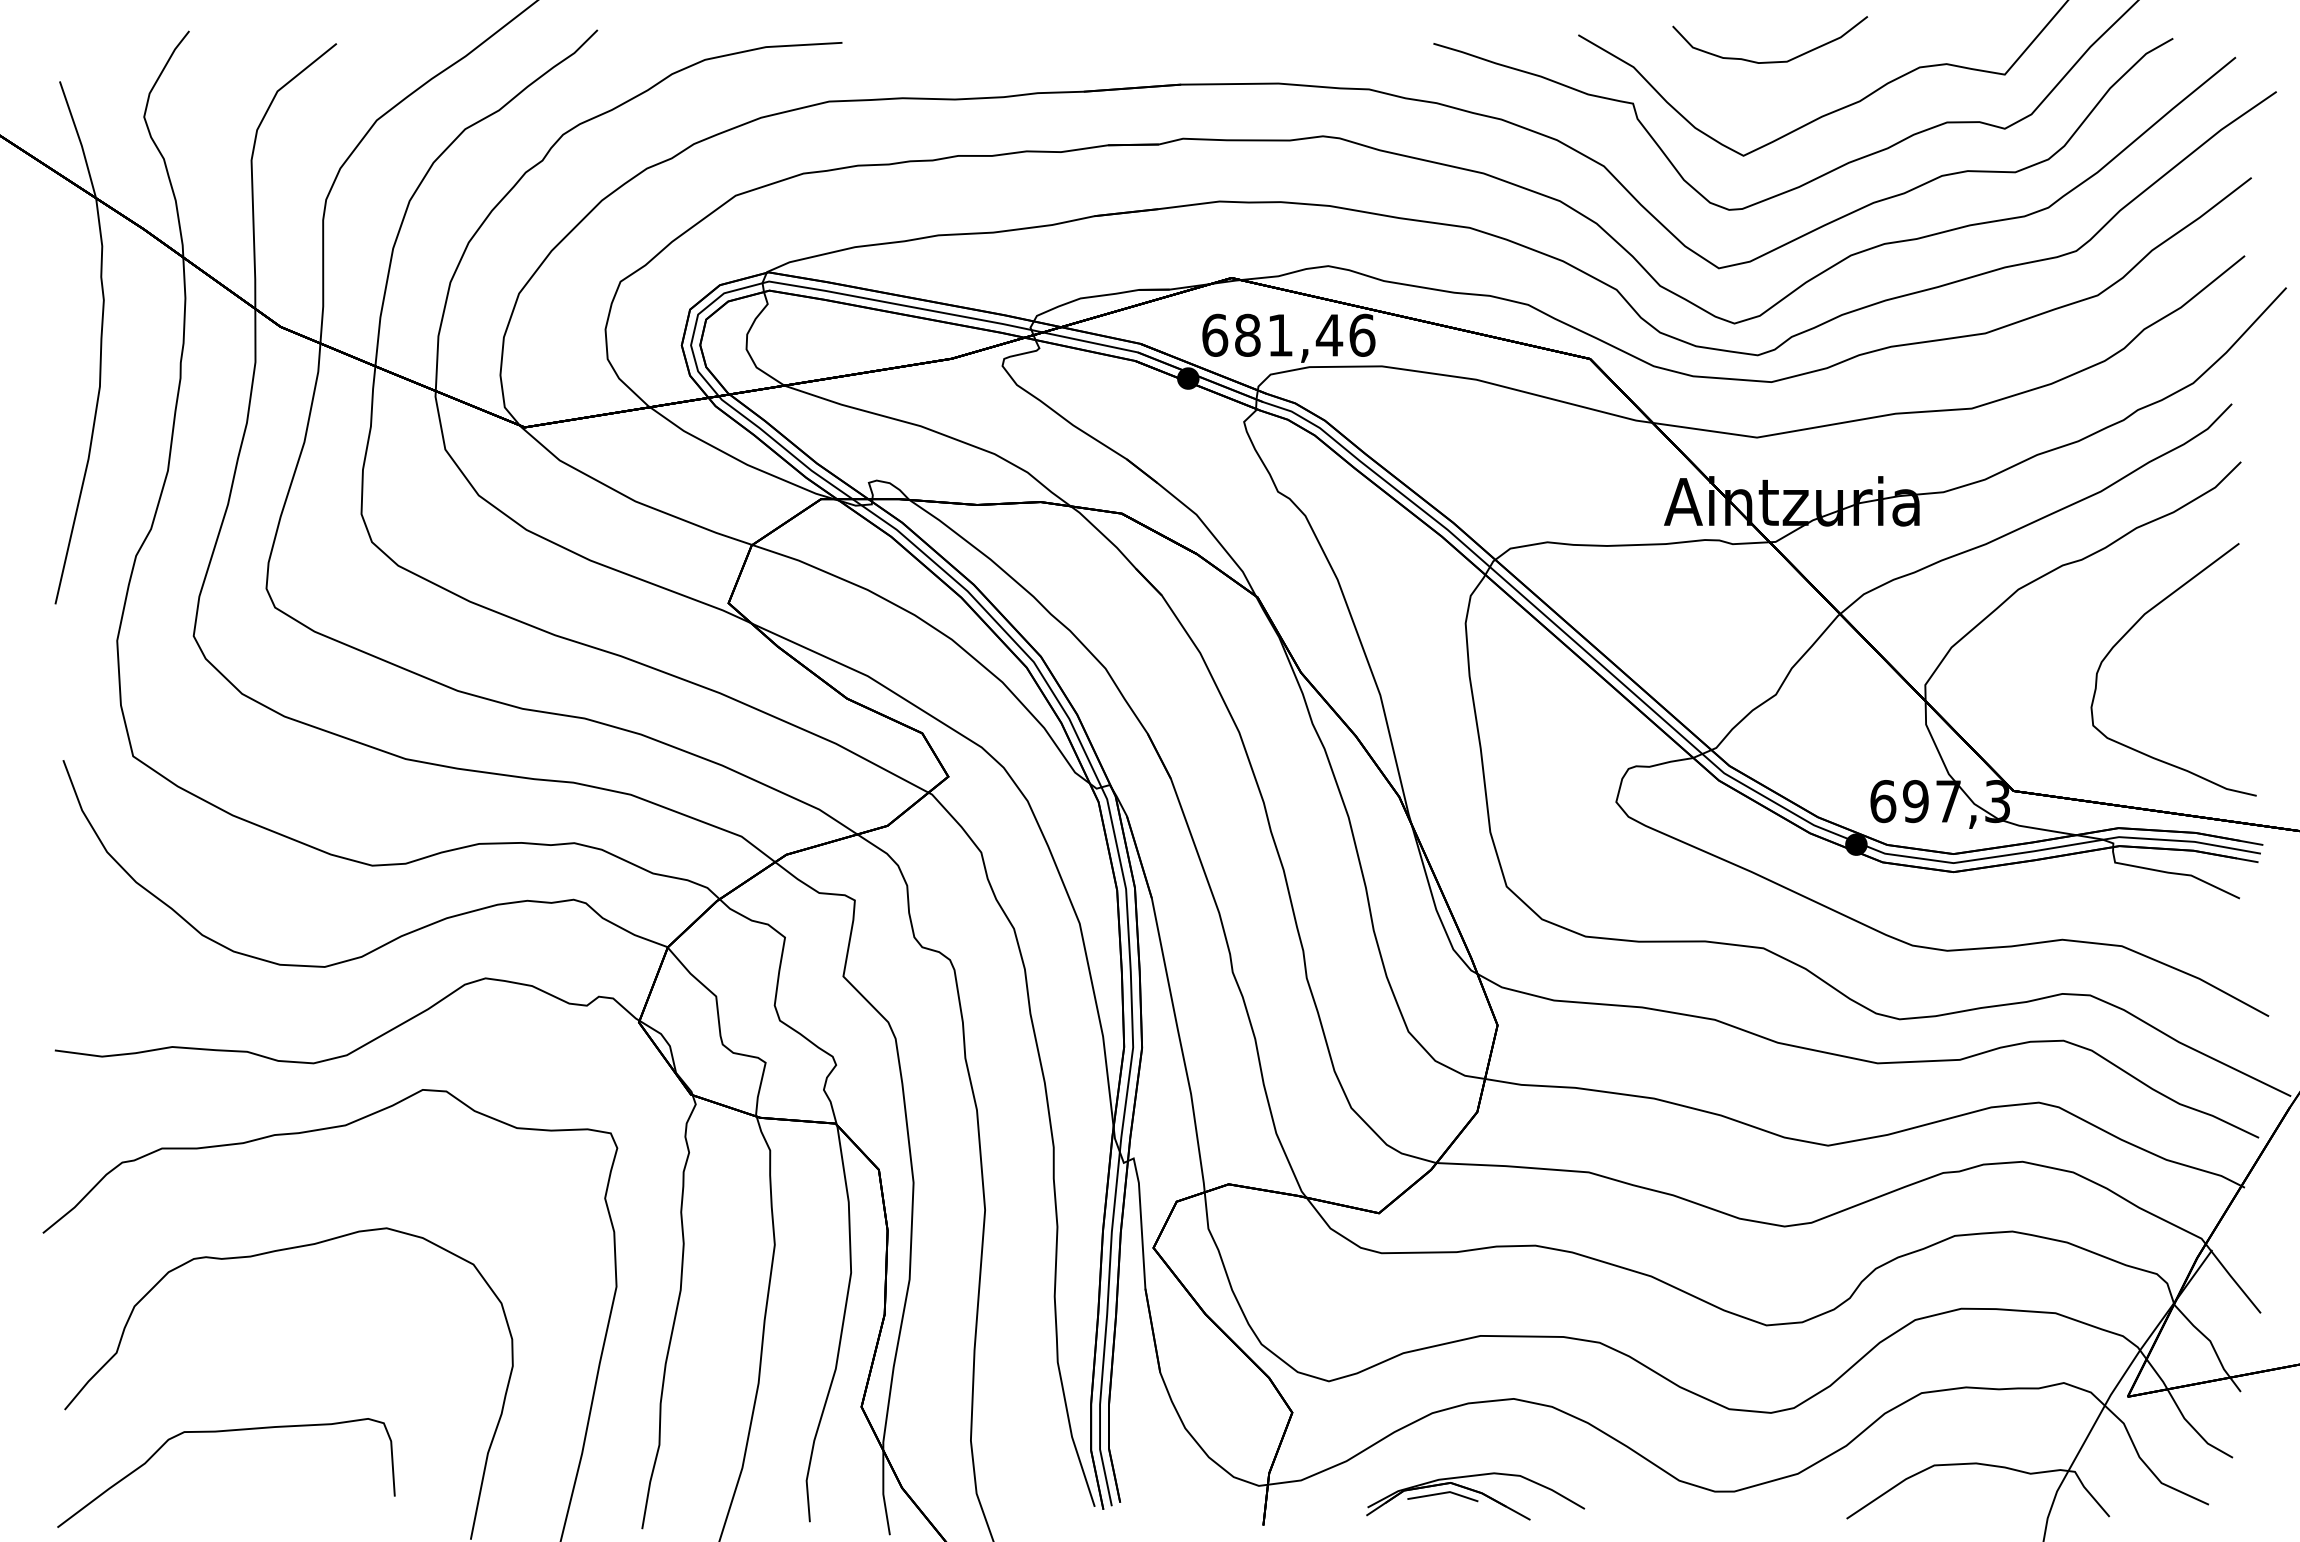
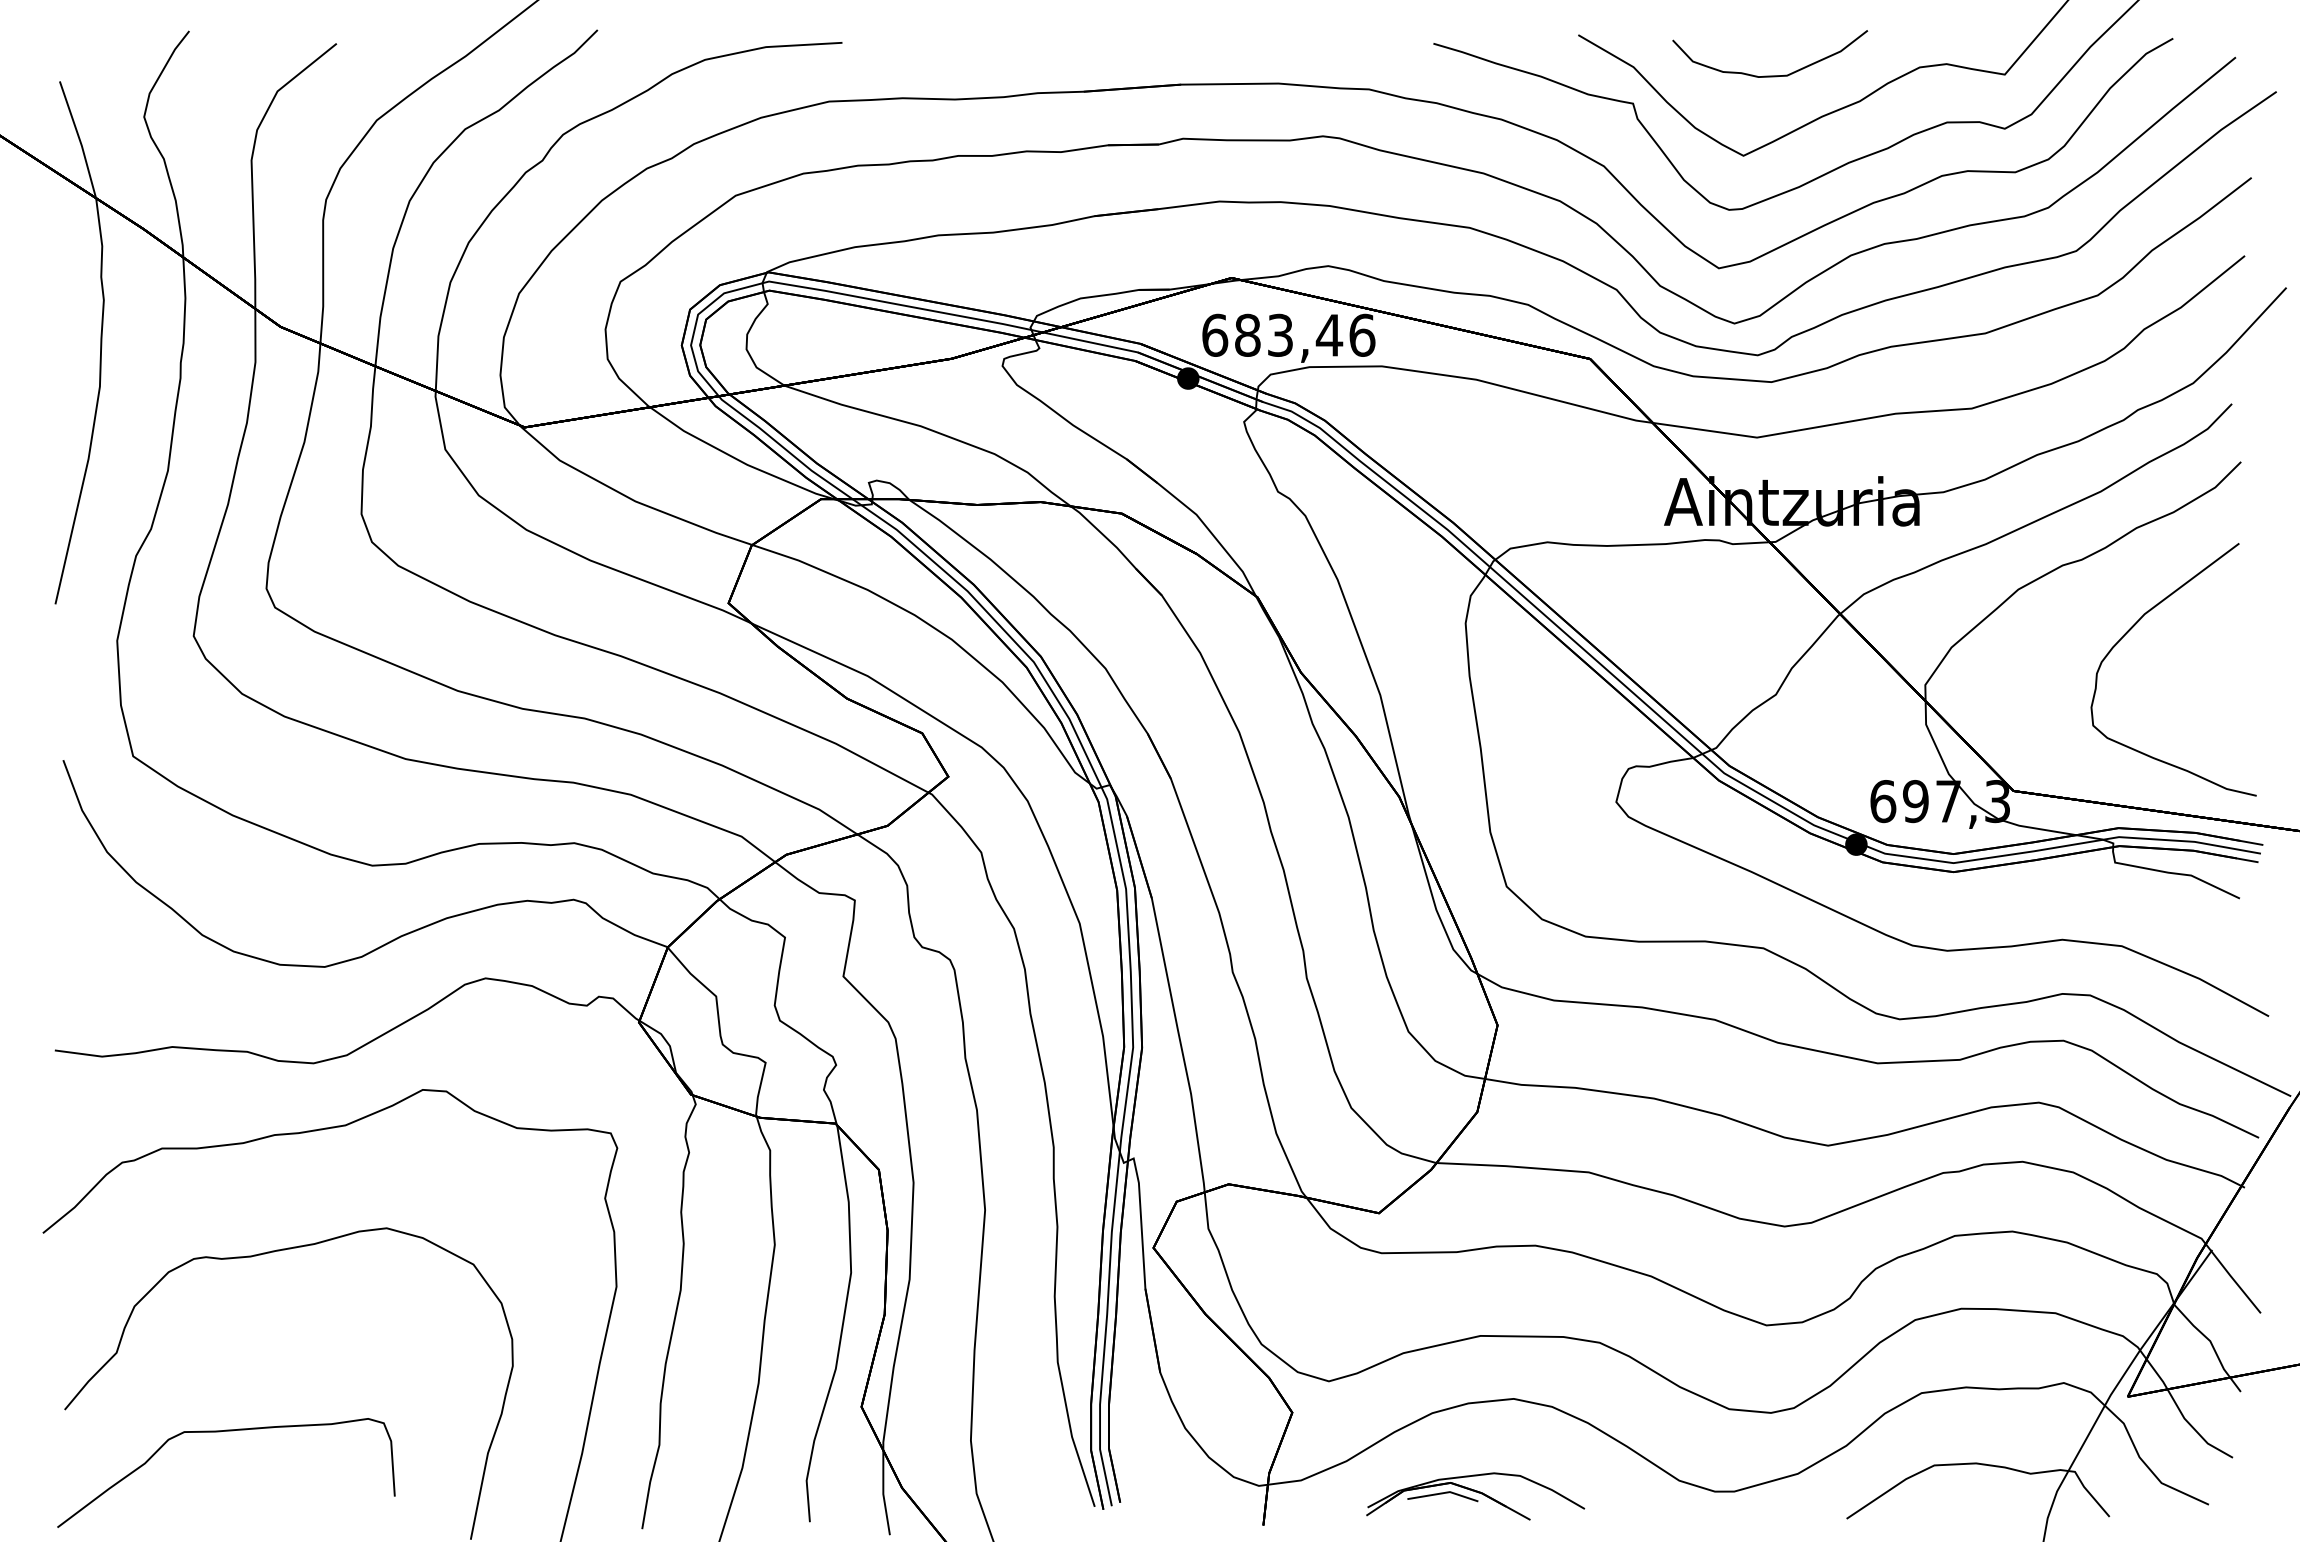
part position: (1770, 61) -> (1770, 75) (1770, 75)
text: 681,46 -> 683,46 (1280, 334)
